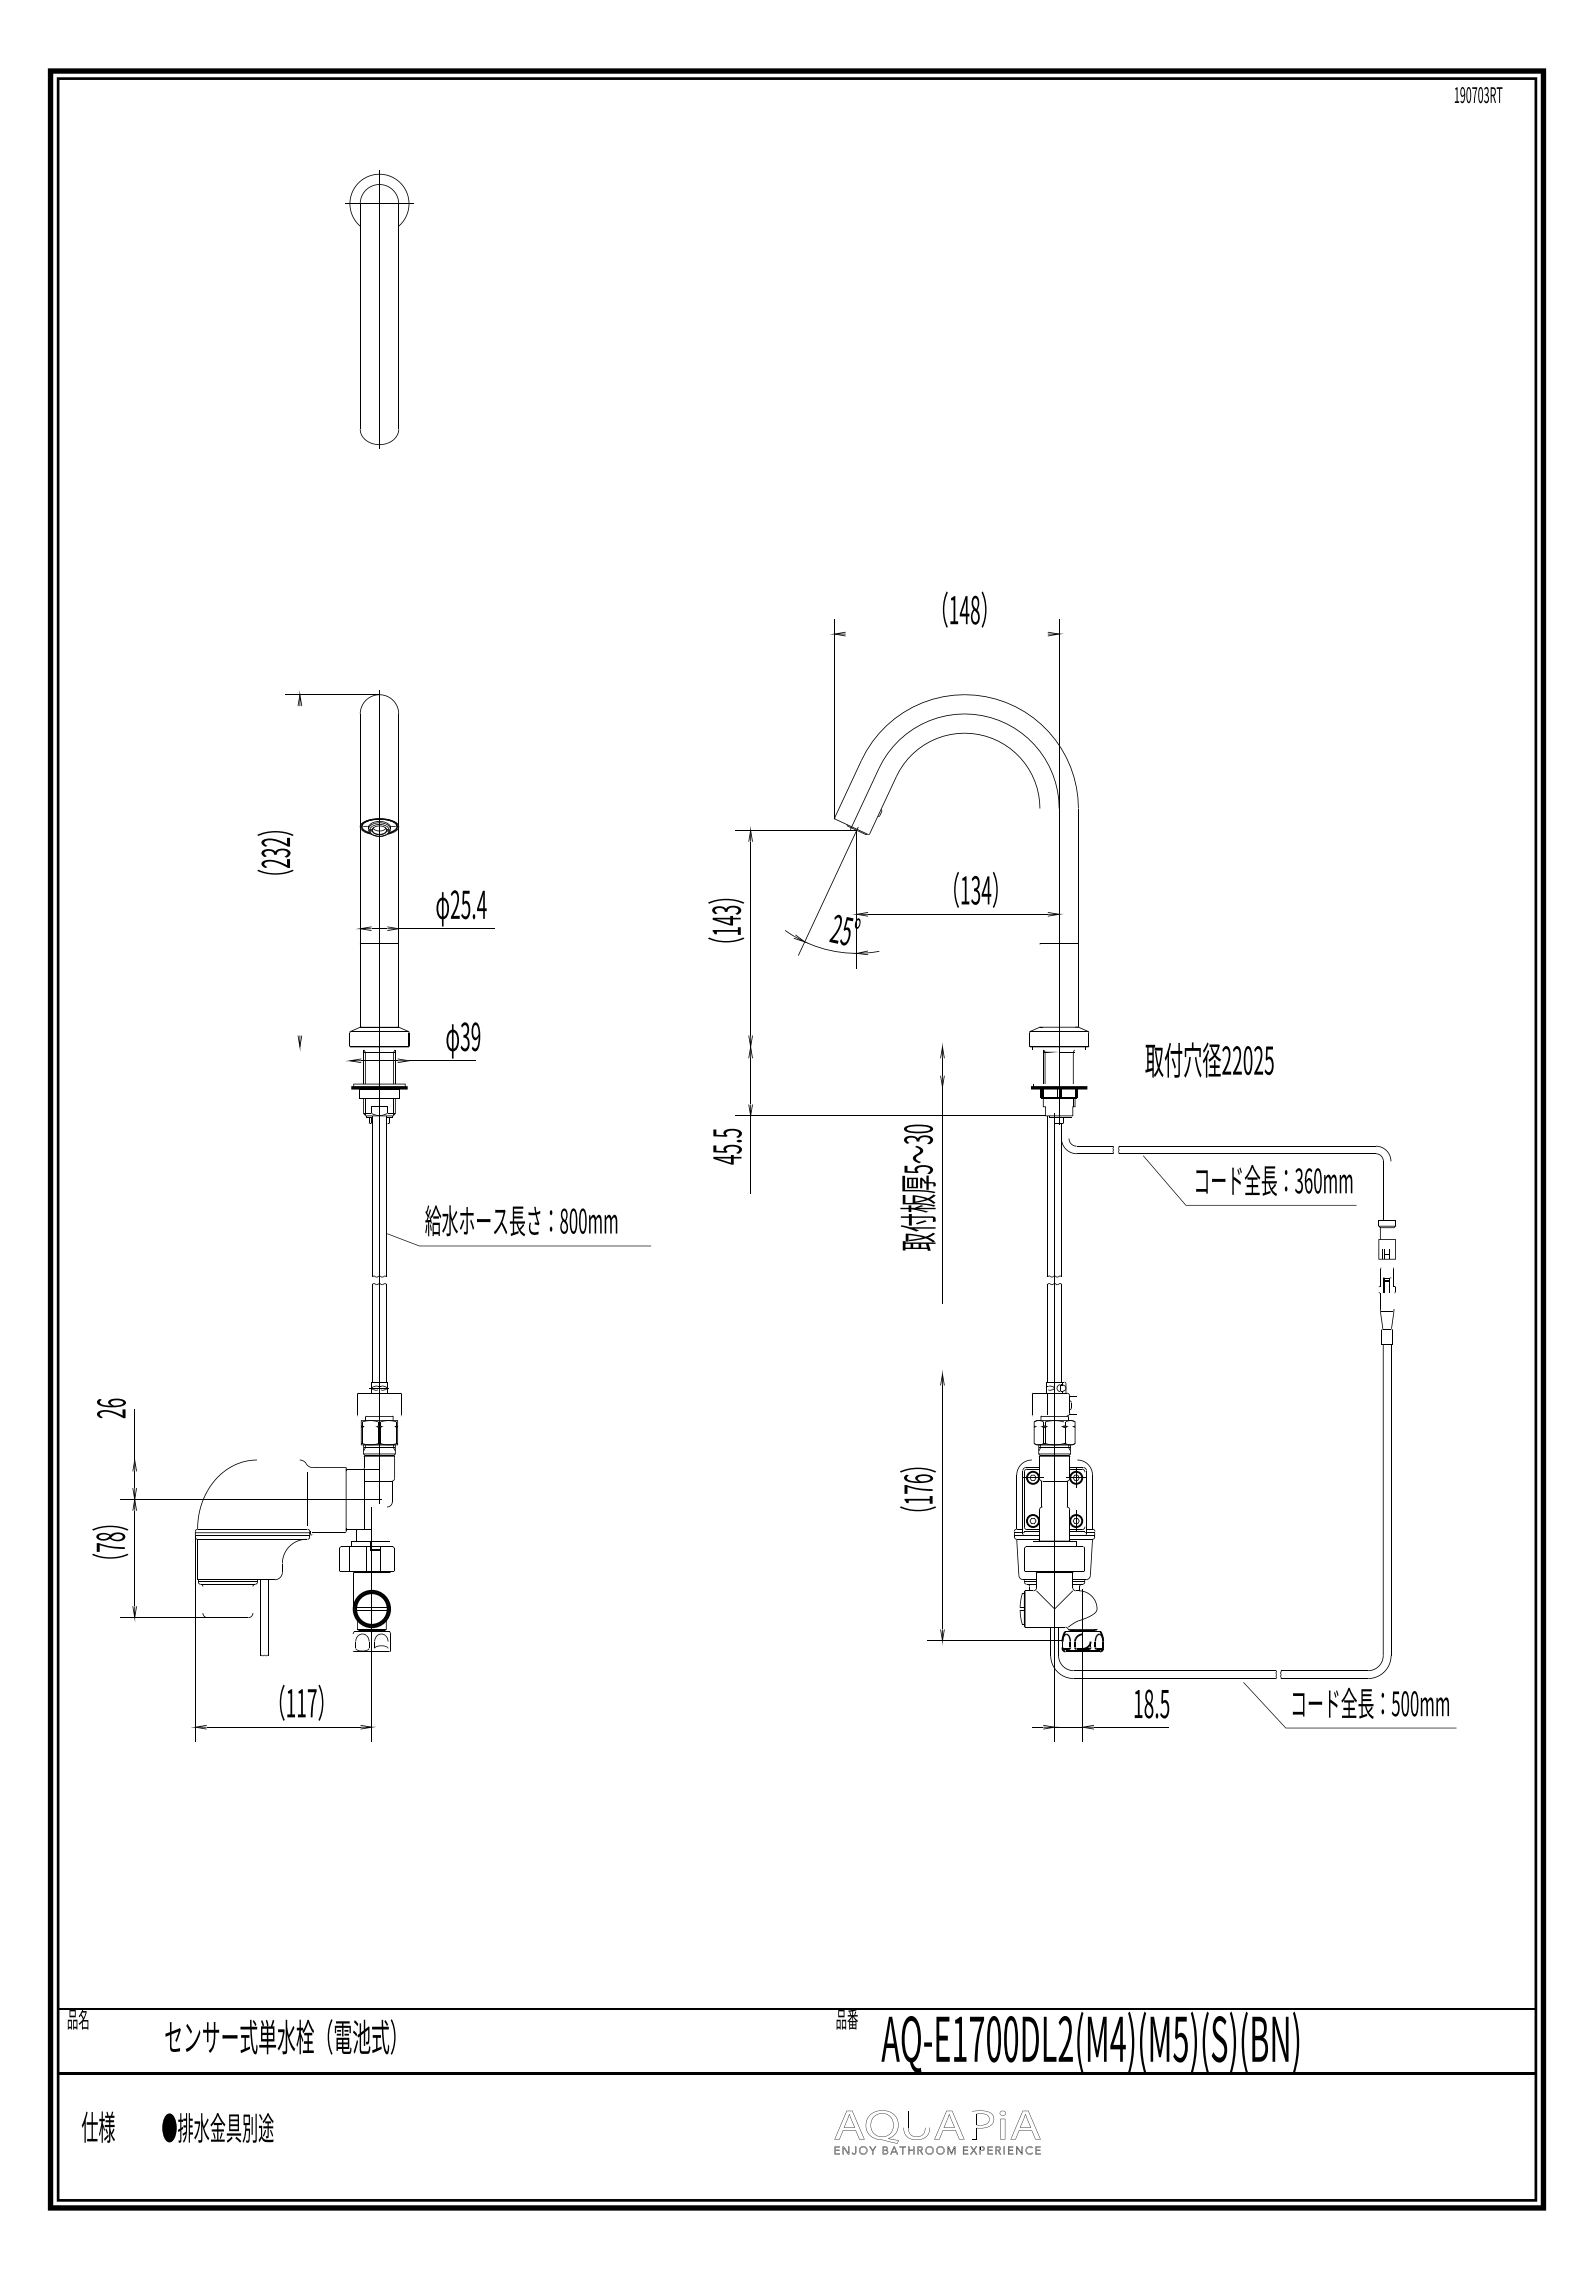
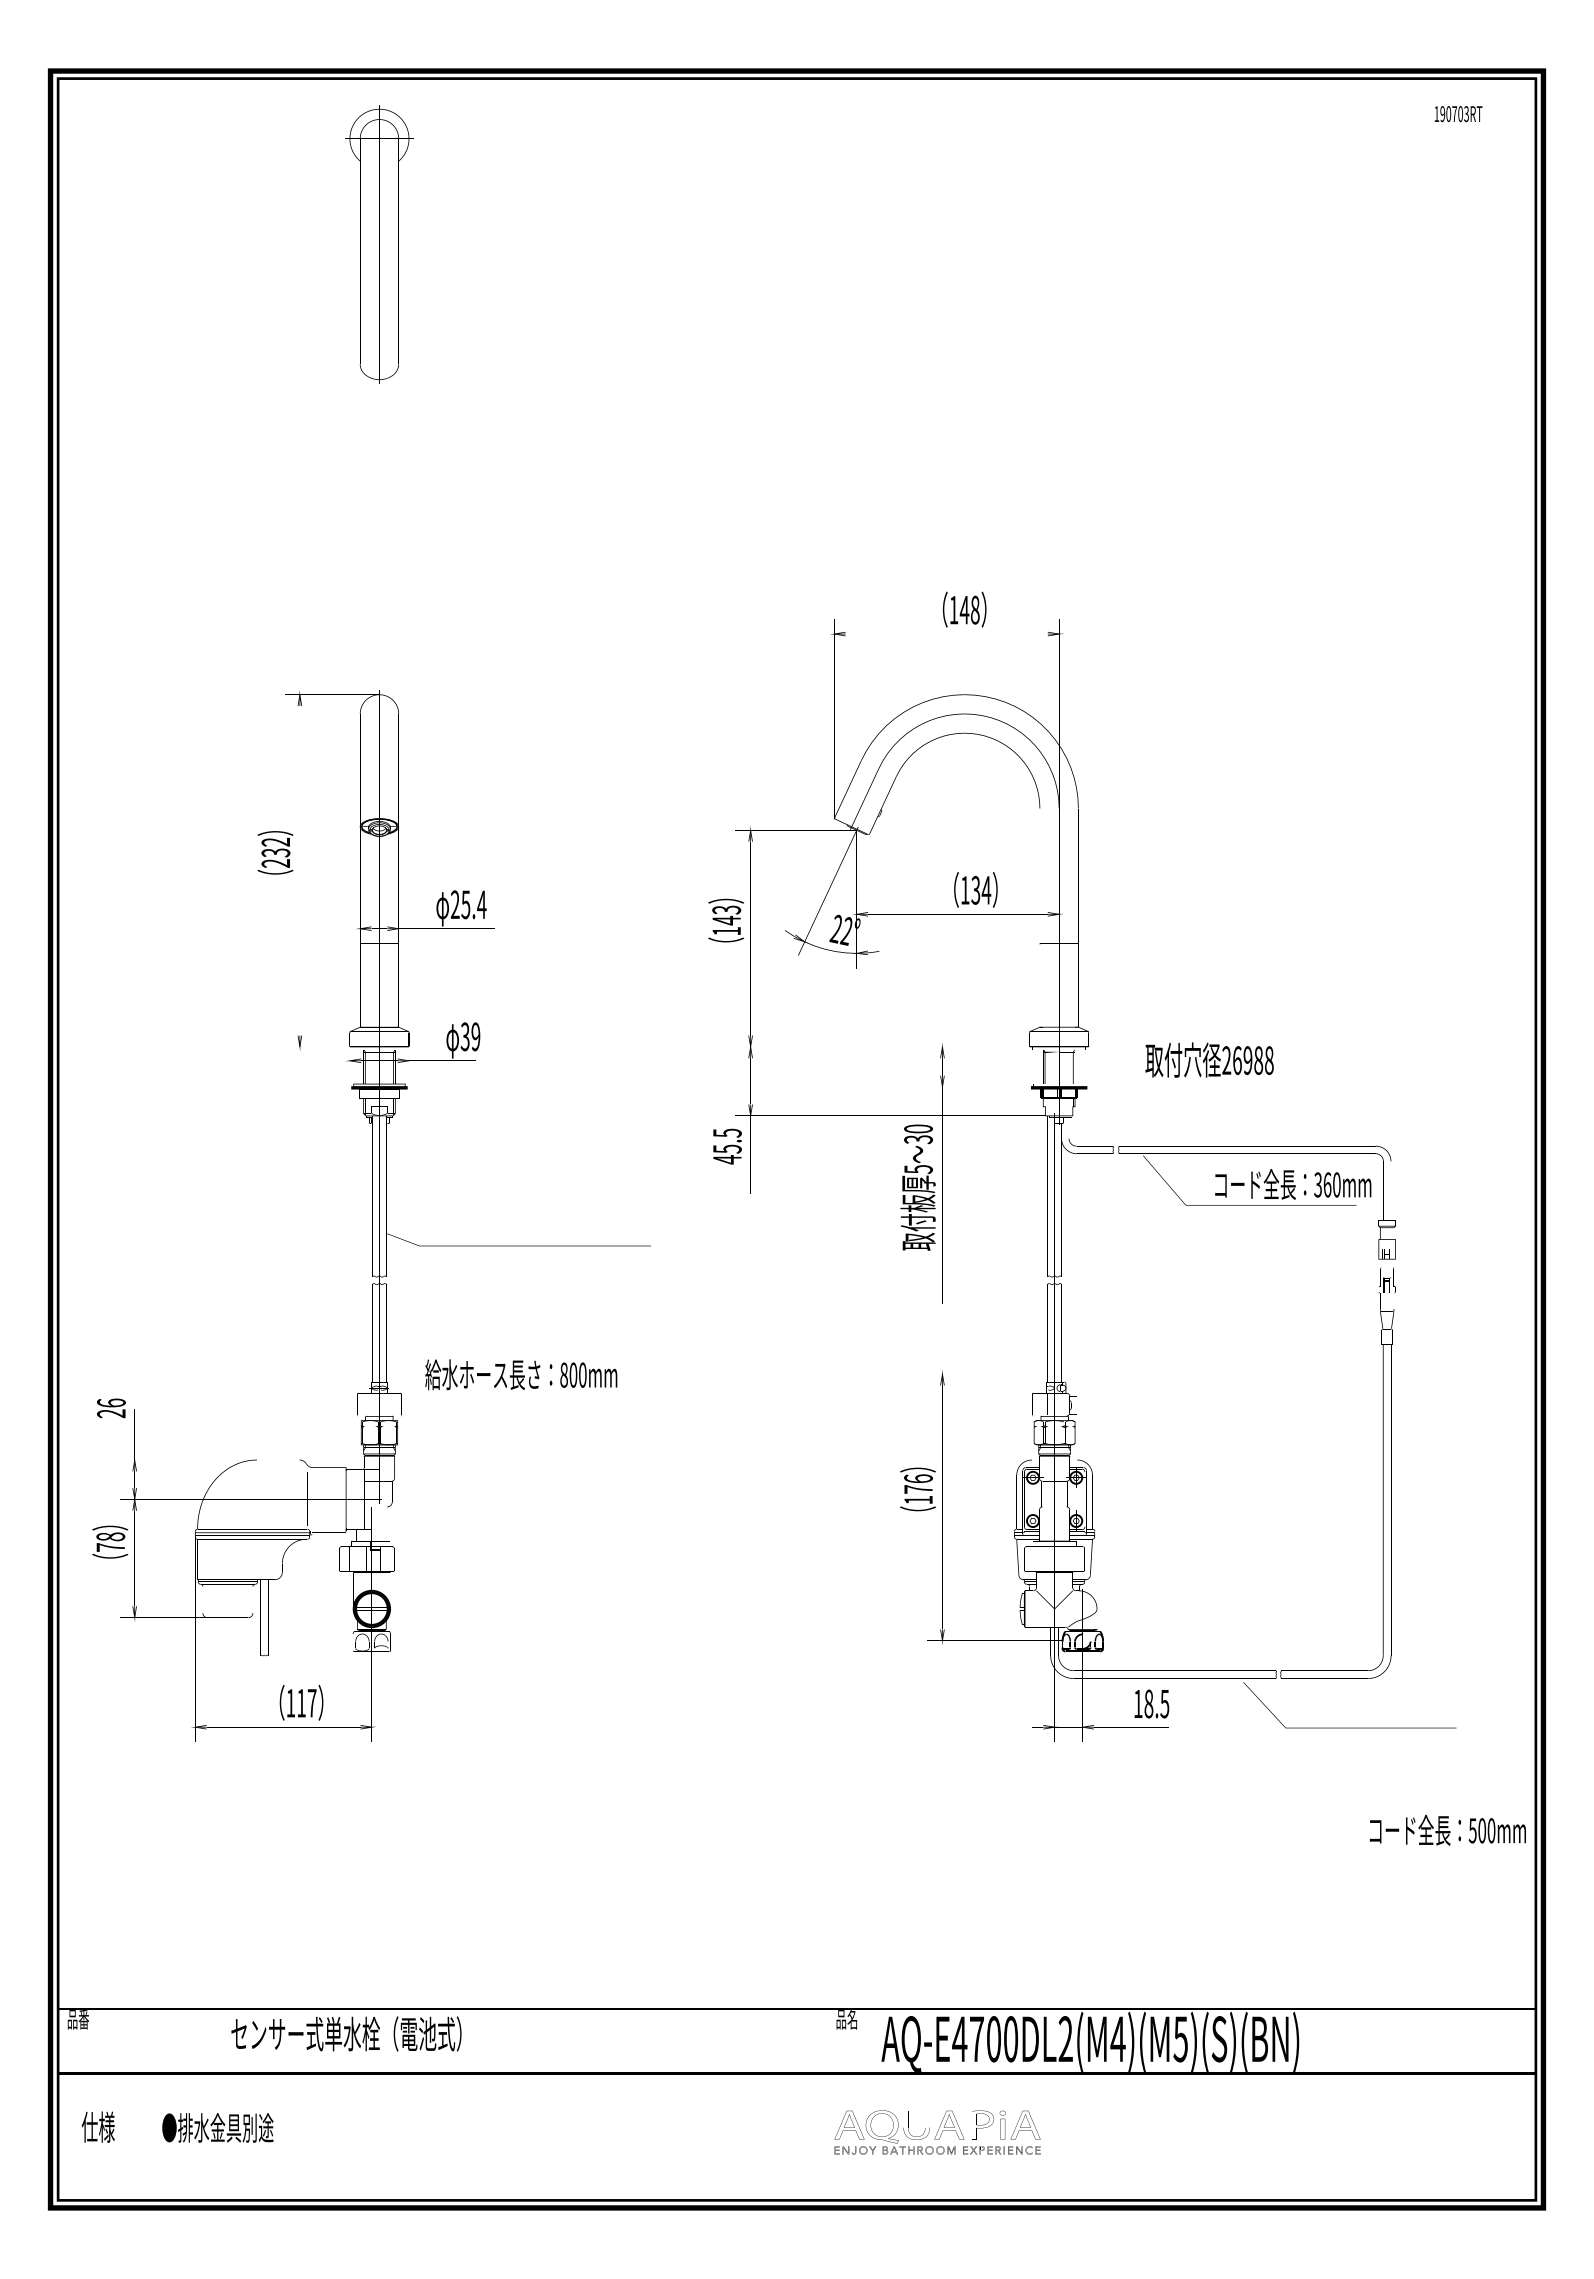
text position: (1478, 95) -> (1458, 114) (1458, 114)
part position: (379, 309) -> (379, 244) (379, 244)
text: 25° -> 22° (846, 931)
text: 22025 -> 26988 (1253, 1060)
text position: (1274, 1180) -> (1293, 1184) (1293, 1184)
text position: (521, 1220) -> (521, 1374) (521, 1374)
text position: (1370, 1702) -> (1447, 1829) (1447, 1829)
text: 品名 -> 品番 (83, 2019)
text: 品番 -> 品名 (852, 2019)
text position: (280, 2036) -> (346, 2033) (346, 2033)
text: AQ-E1700DL2(M4)(M5)(S)(BN) -> AQ-E4700DL2(M4)(M5)(S)(BN) (959, 2038)
